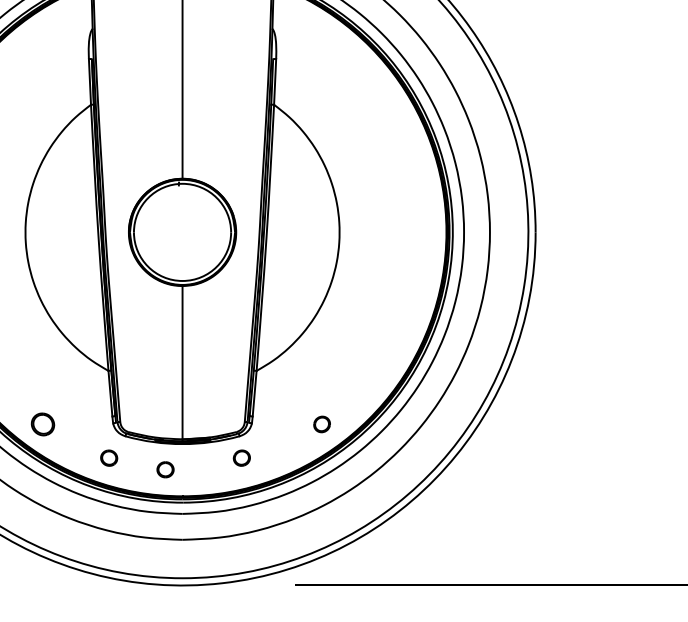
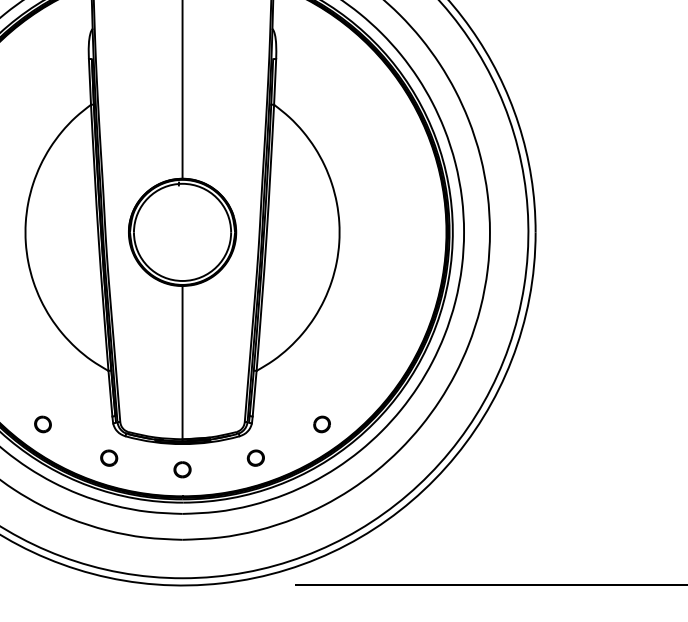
part size: 26x25 px -> 18x19 px (42, 424)
part position: (241, 457) -> (255, 457) (255, 457)
part position: (165, 469) -> (182, 469) (182, 469)
